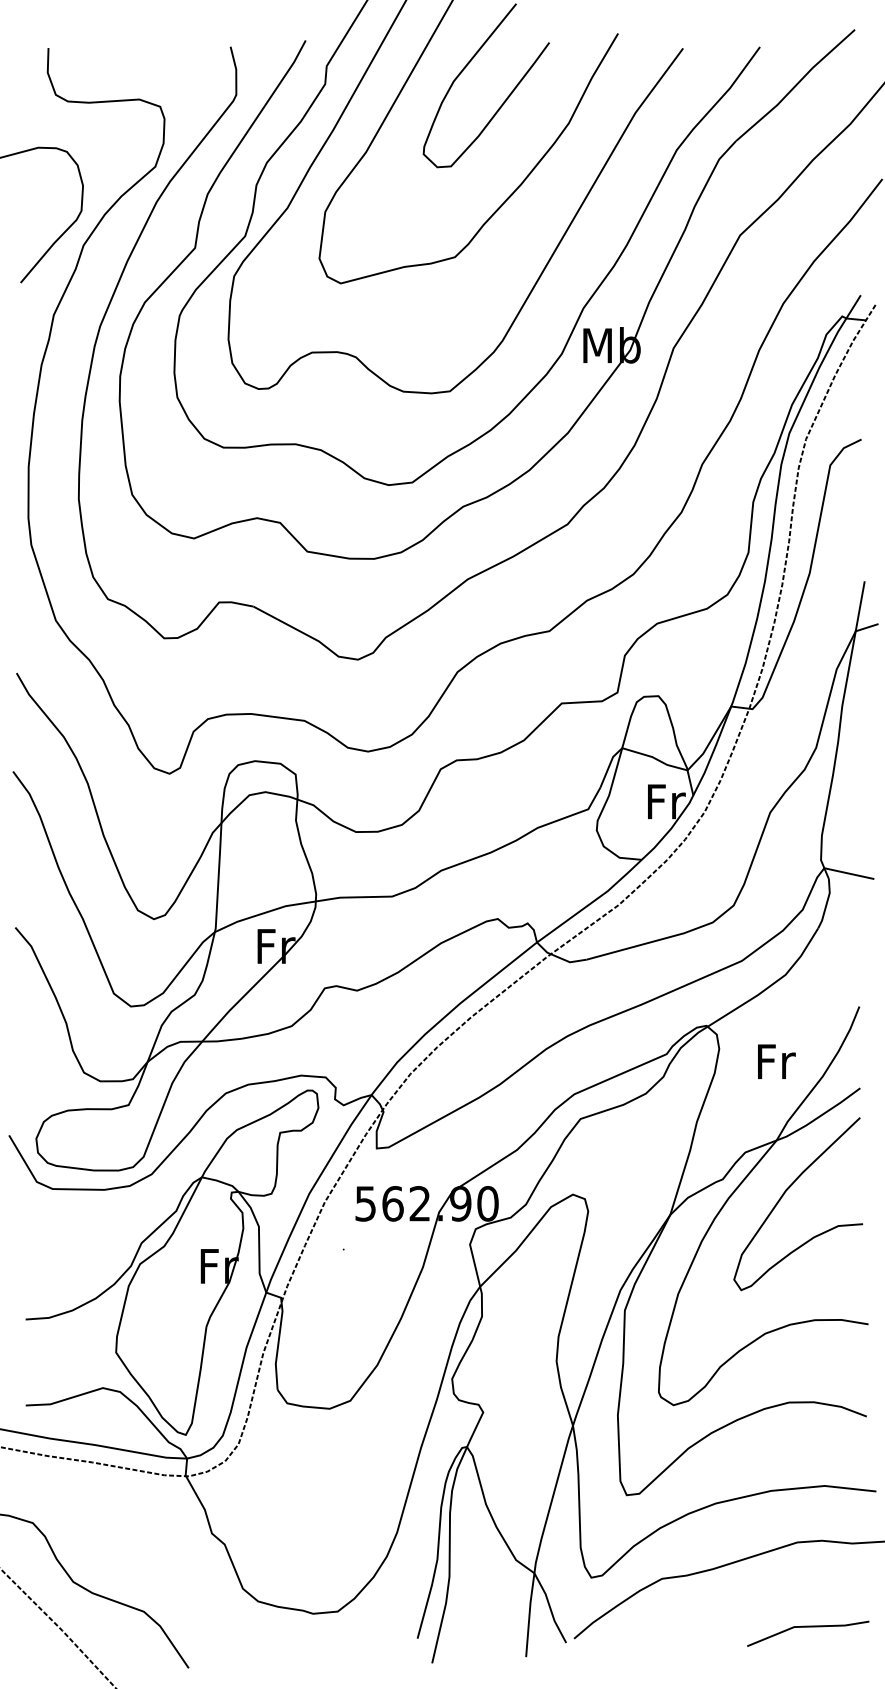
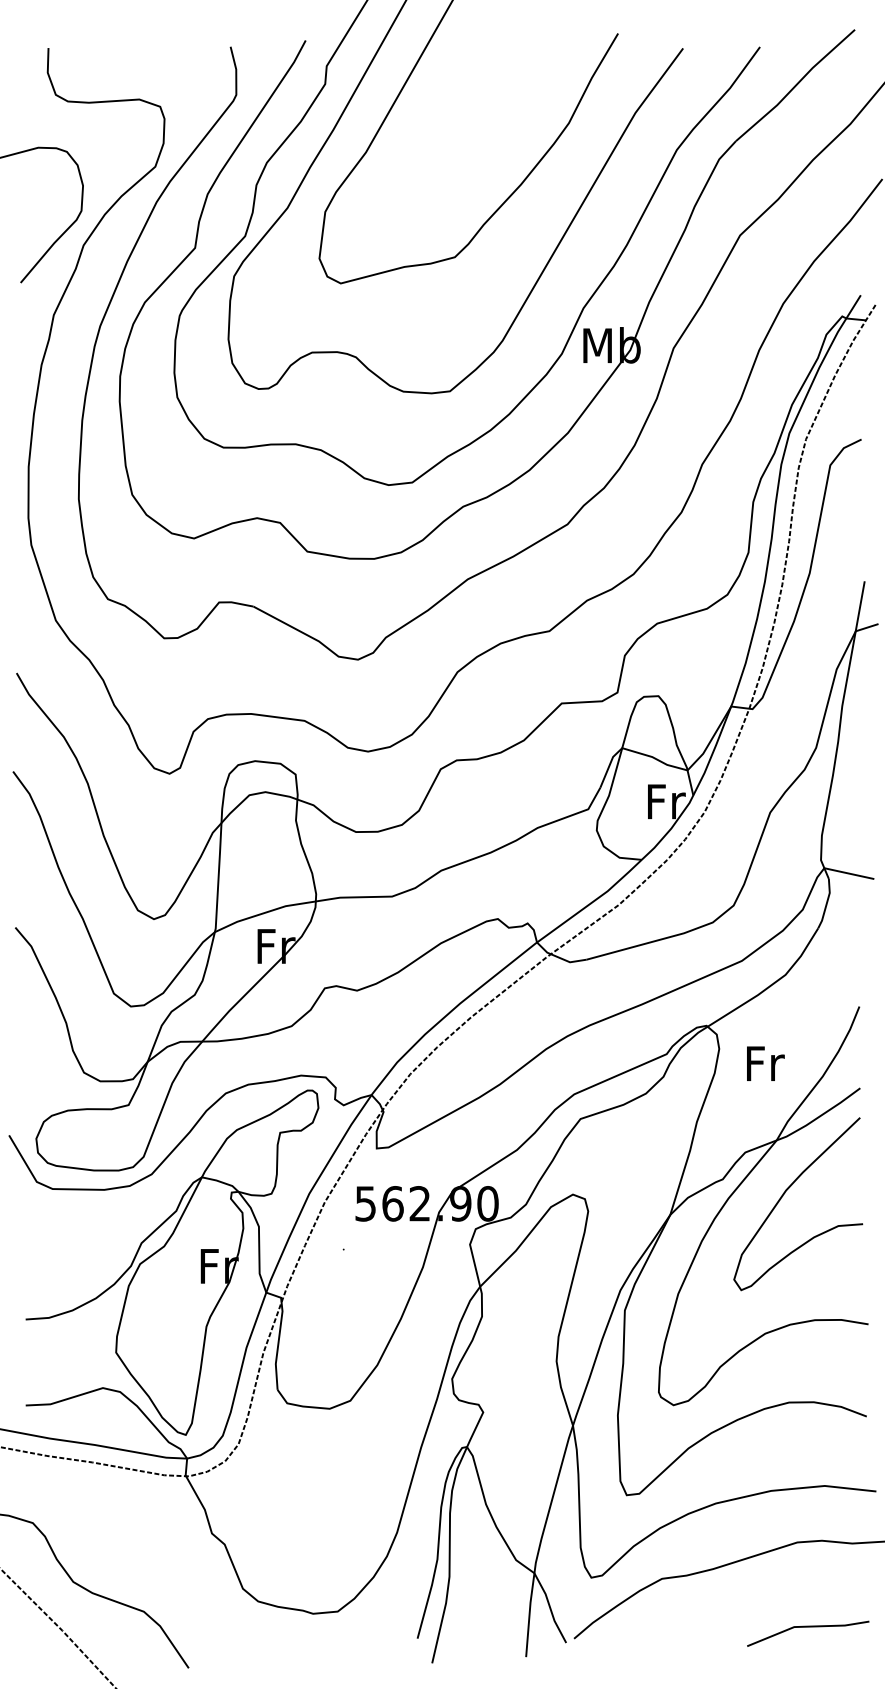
curve: present -> none (503, 101)
text position: (776, 1061) -> (765, 1063) (765, 1063)
